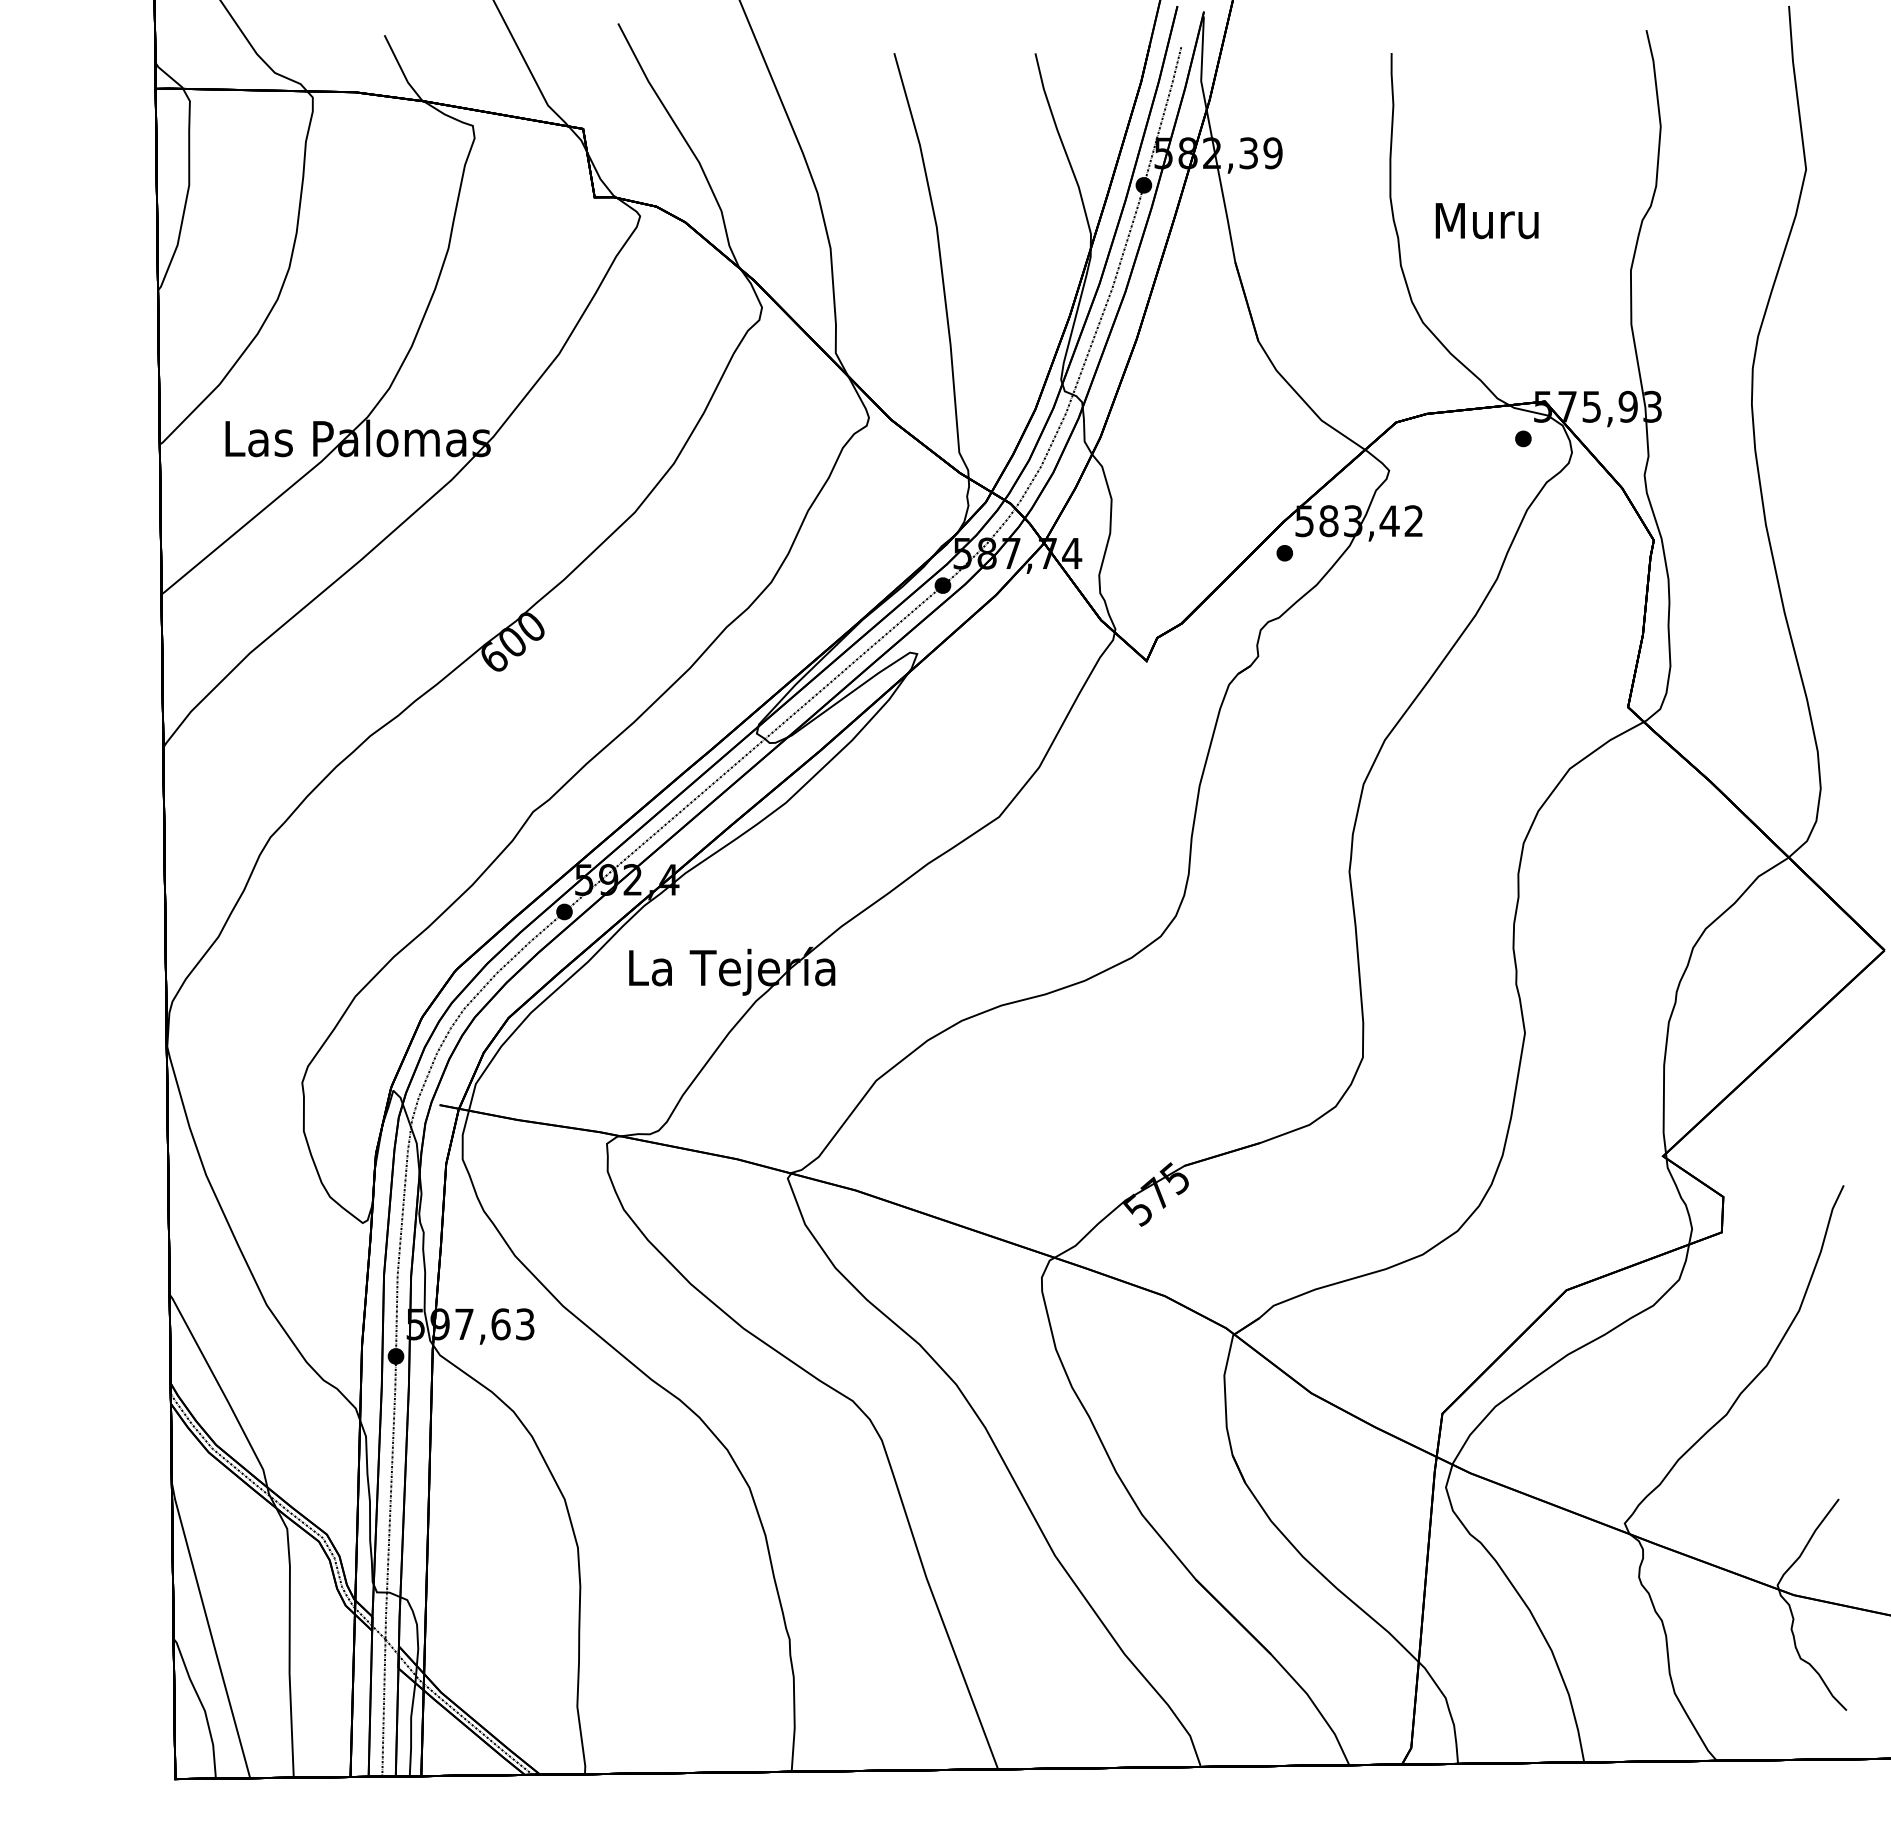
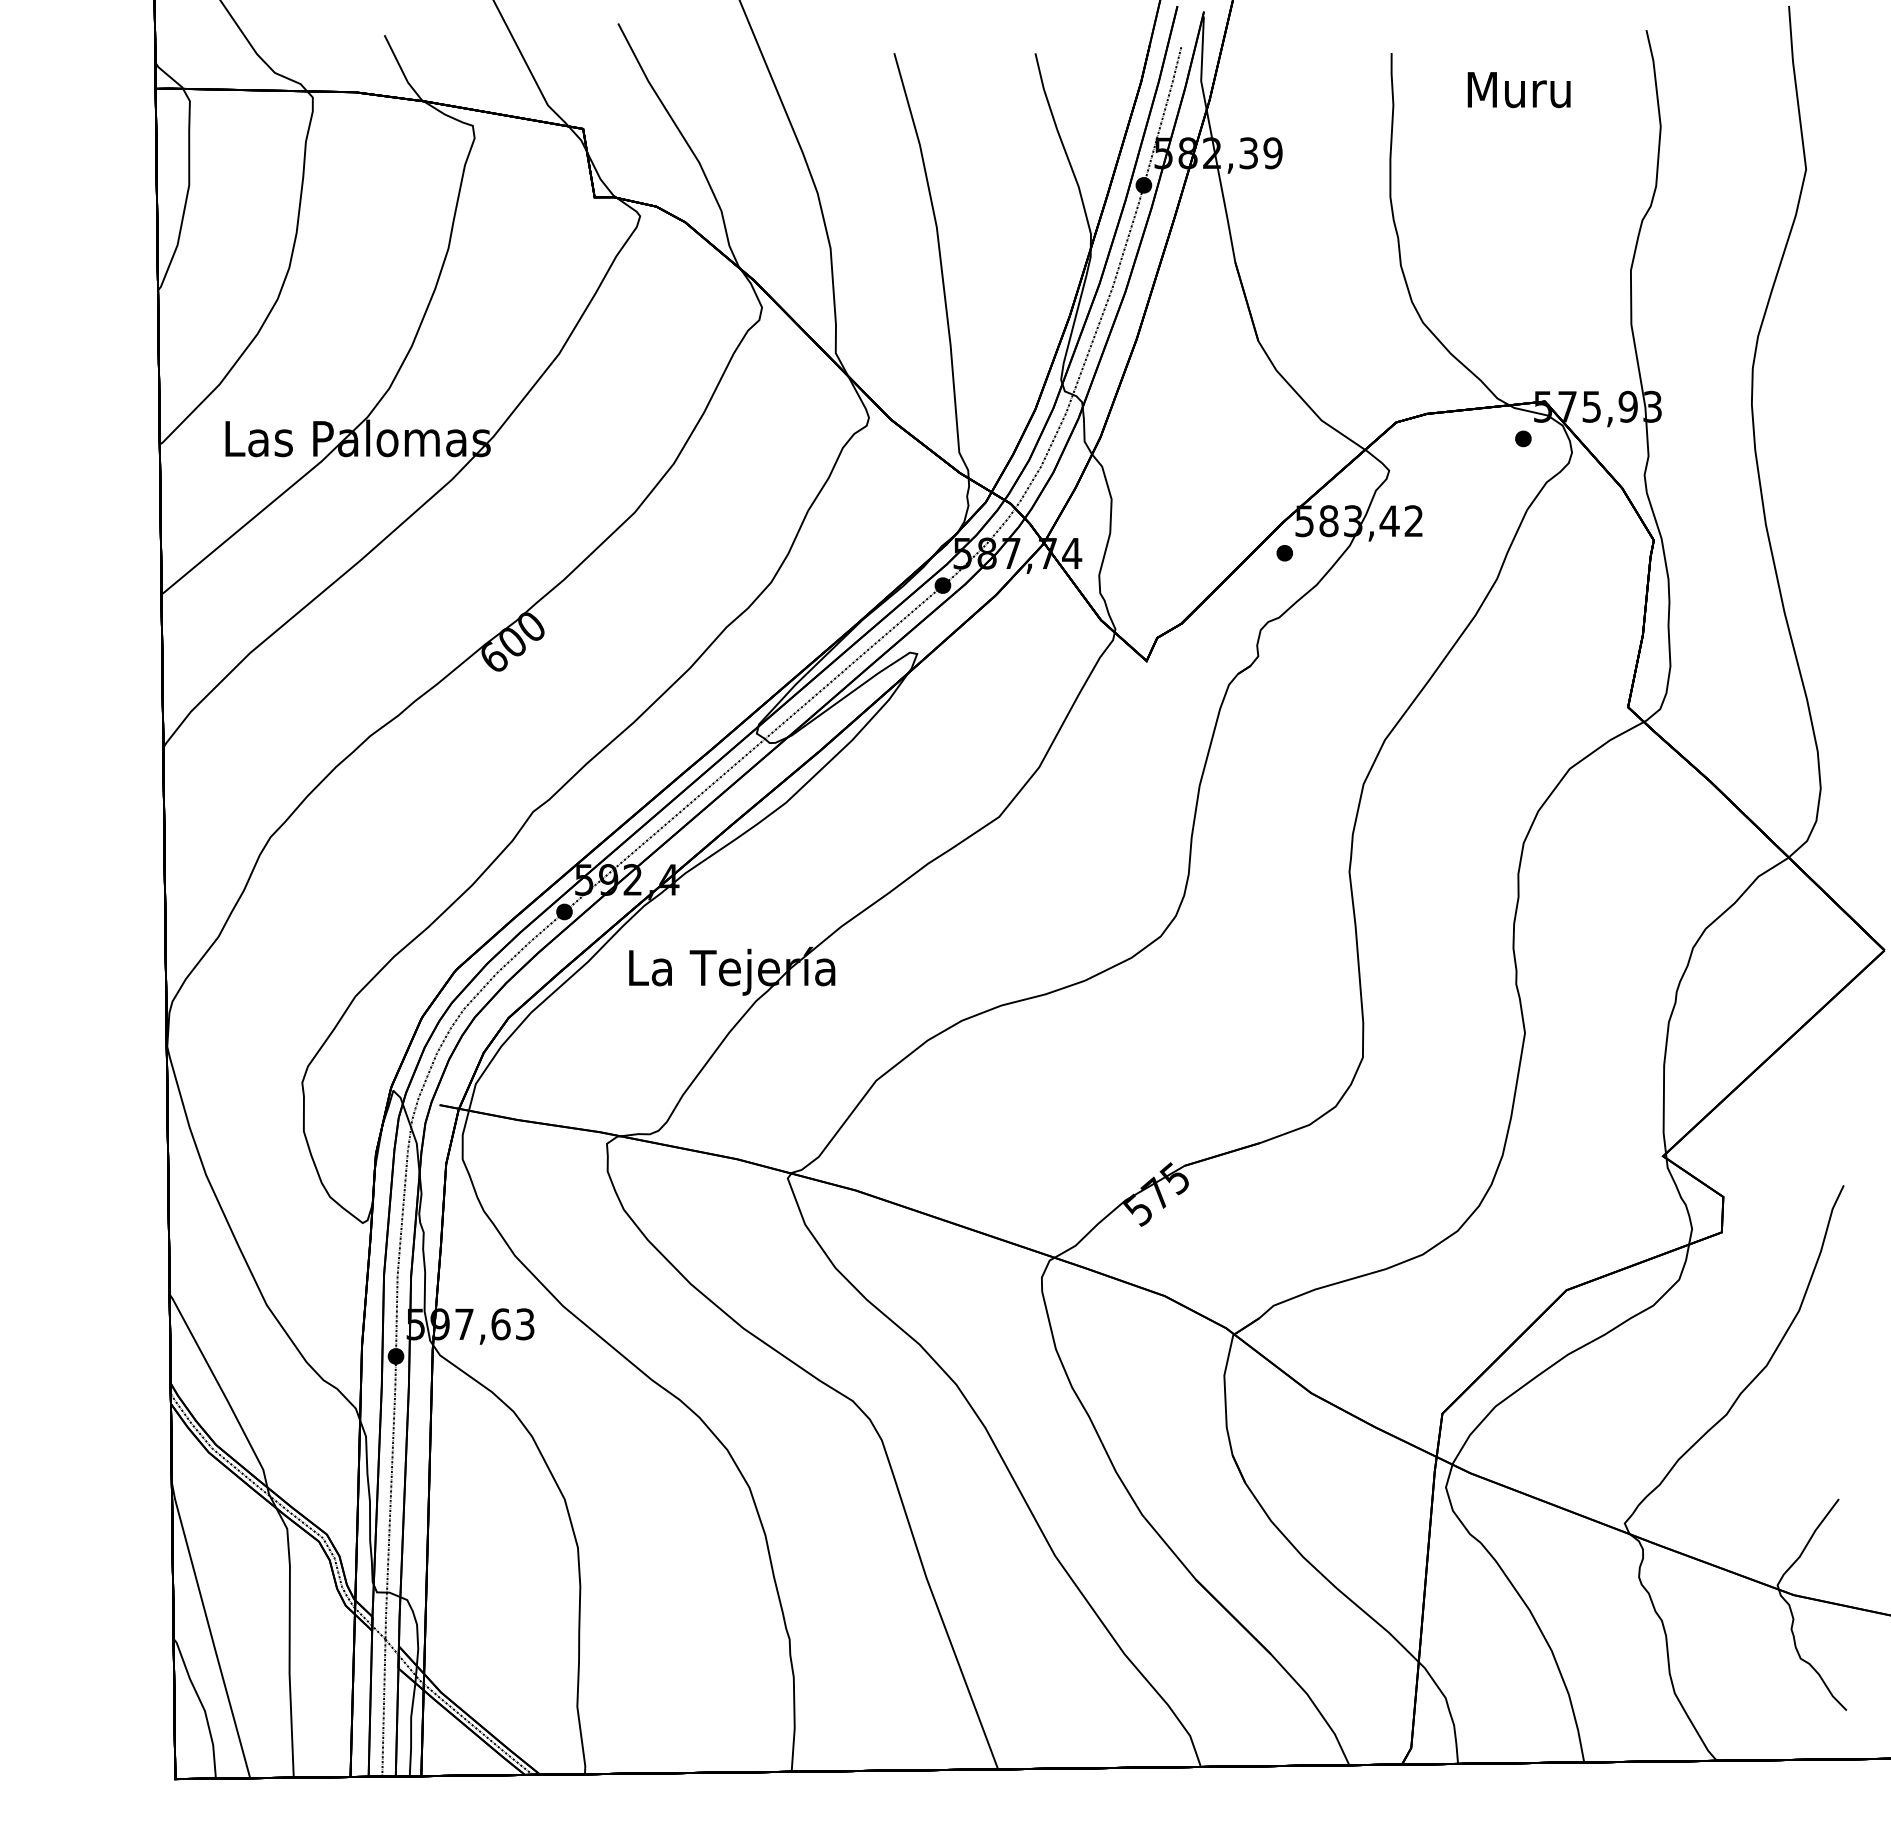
text position: (1486, 221) -> (1518, 90) (1518, 90)
